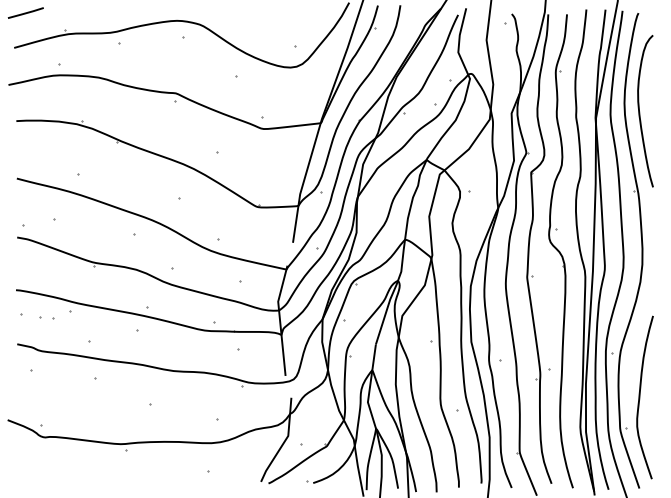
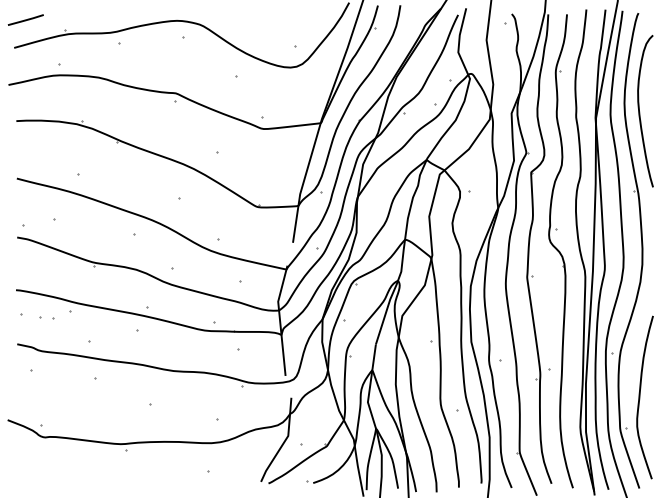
line position: (25, 12) -> (25, 19) (25, 19)
